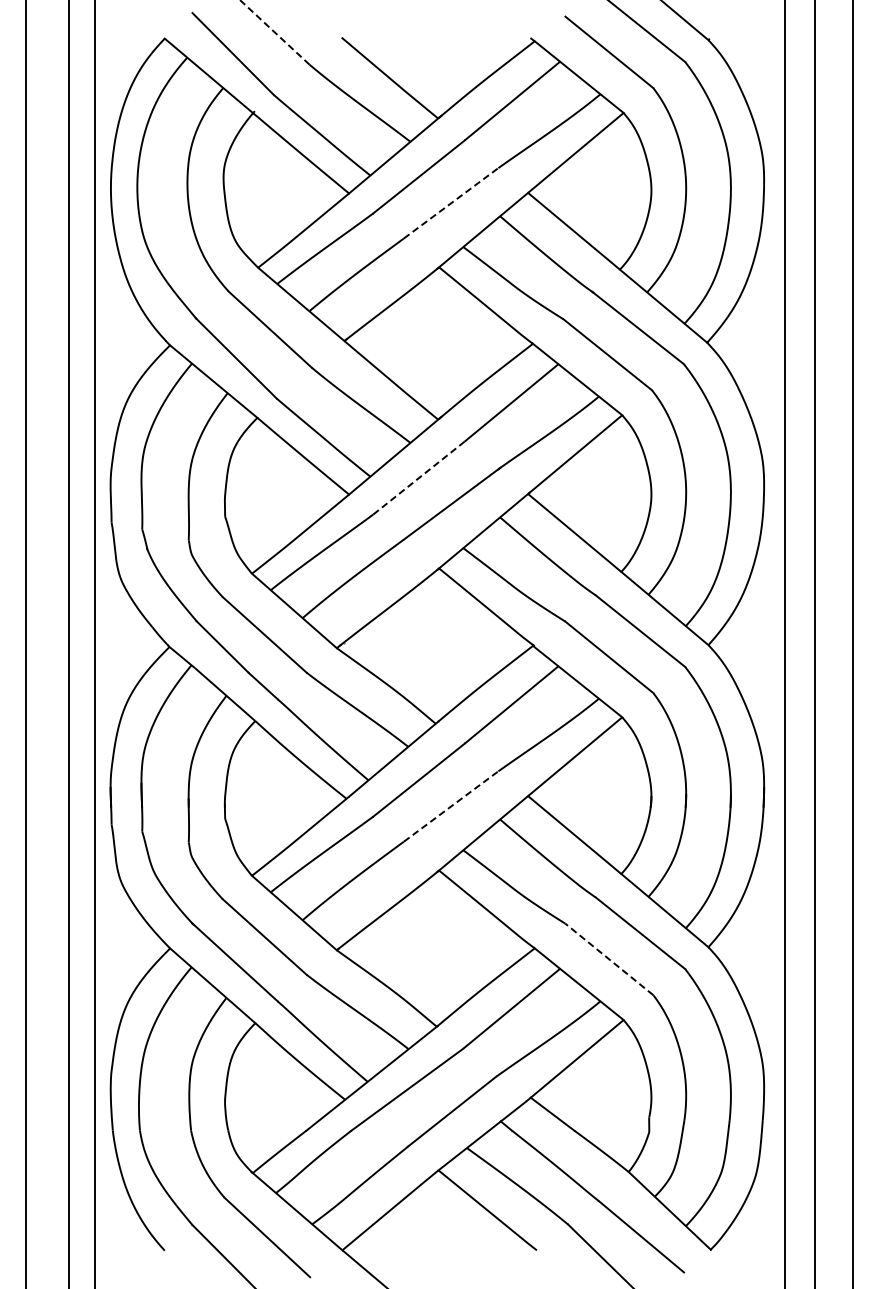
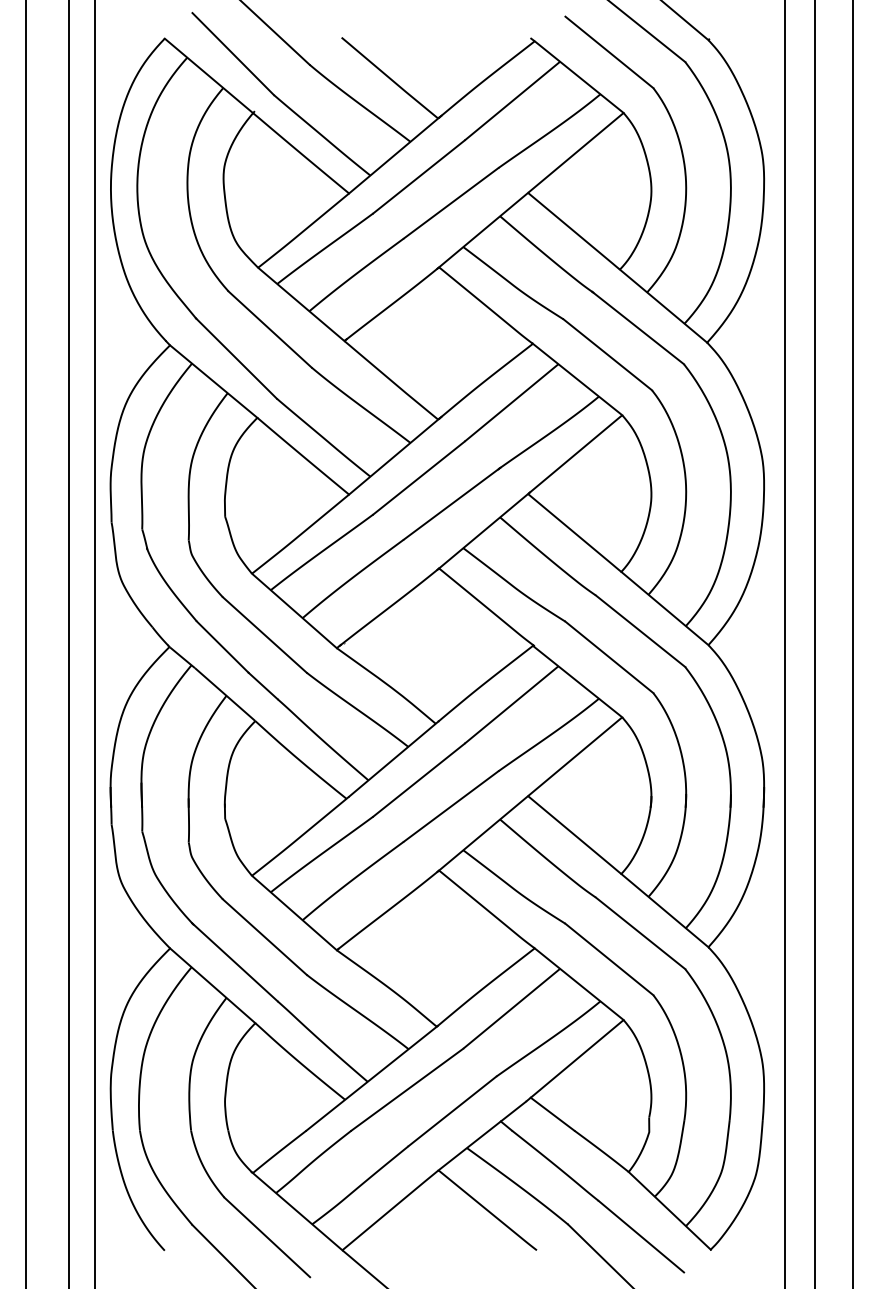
line: dashed -> solid (274, 32)
line: dashed -> solid (451, 203)
line: dashed -> solid (419, 478)
line: dashed -> solid (451, 806)
line: dashed -> solid (609, 959)
